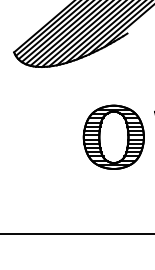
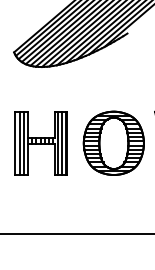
part position: (113, 136) -> (113, 142) (113, 142)
part: none -> present (40, 143)
